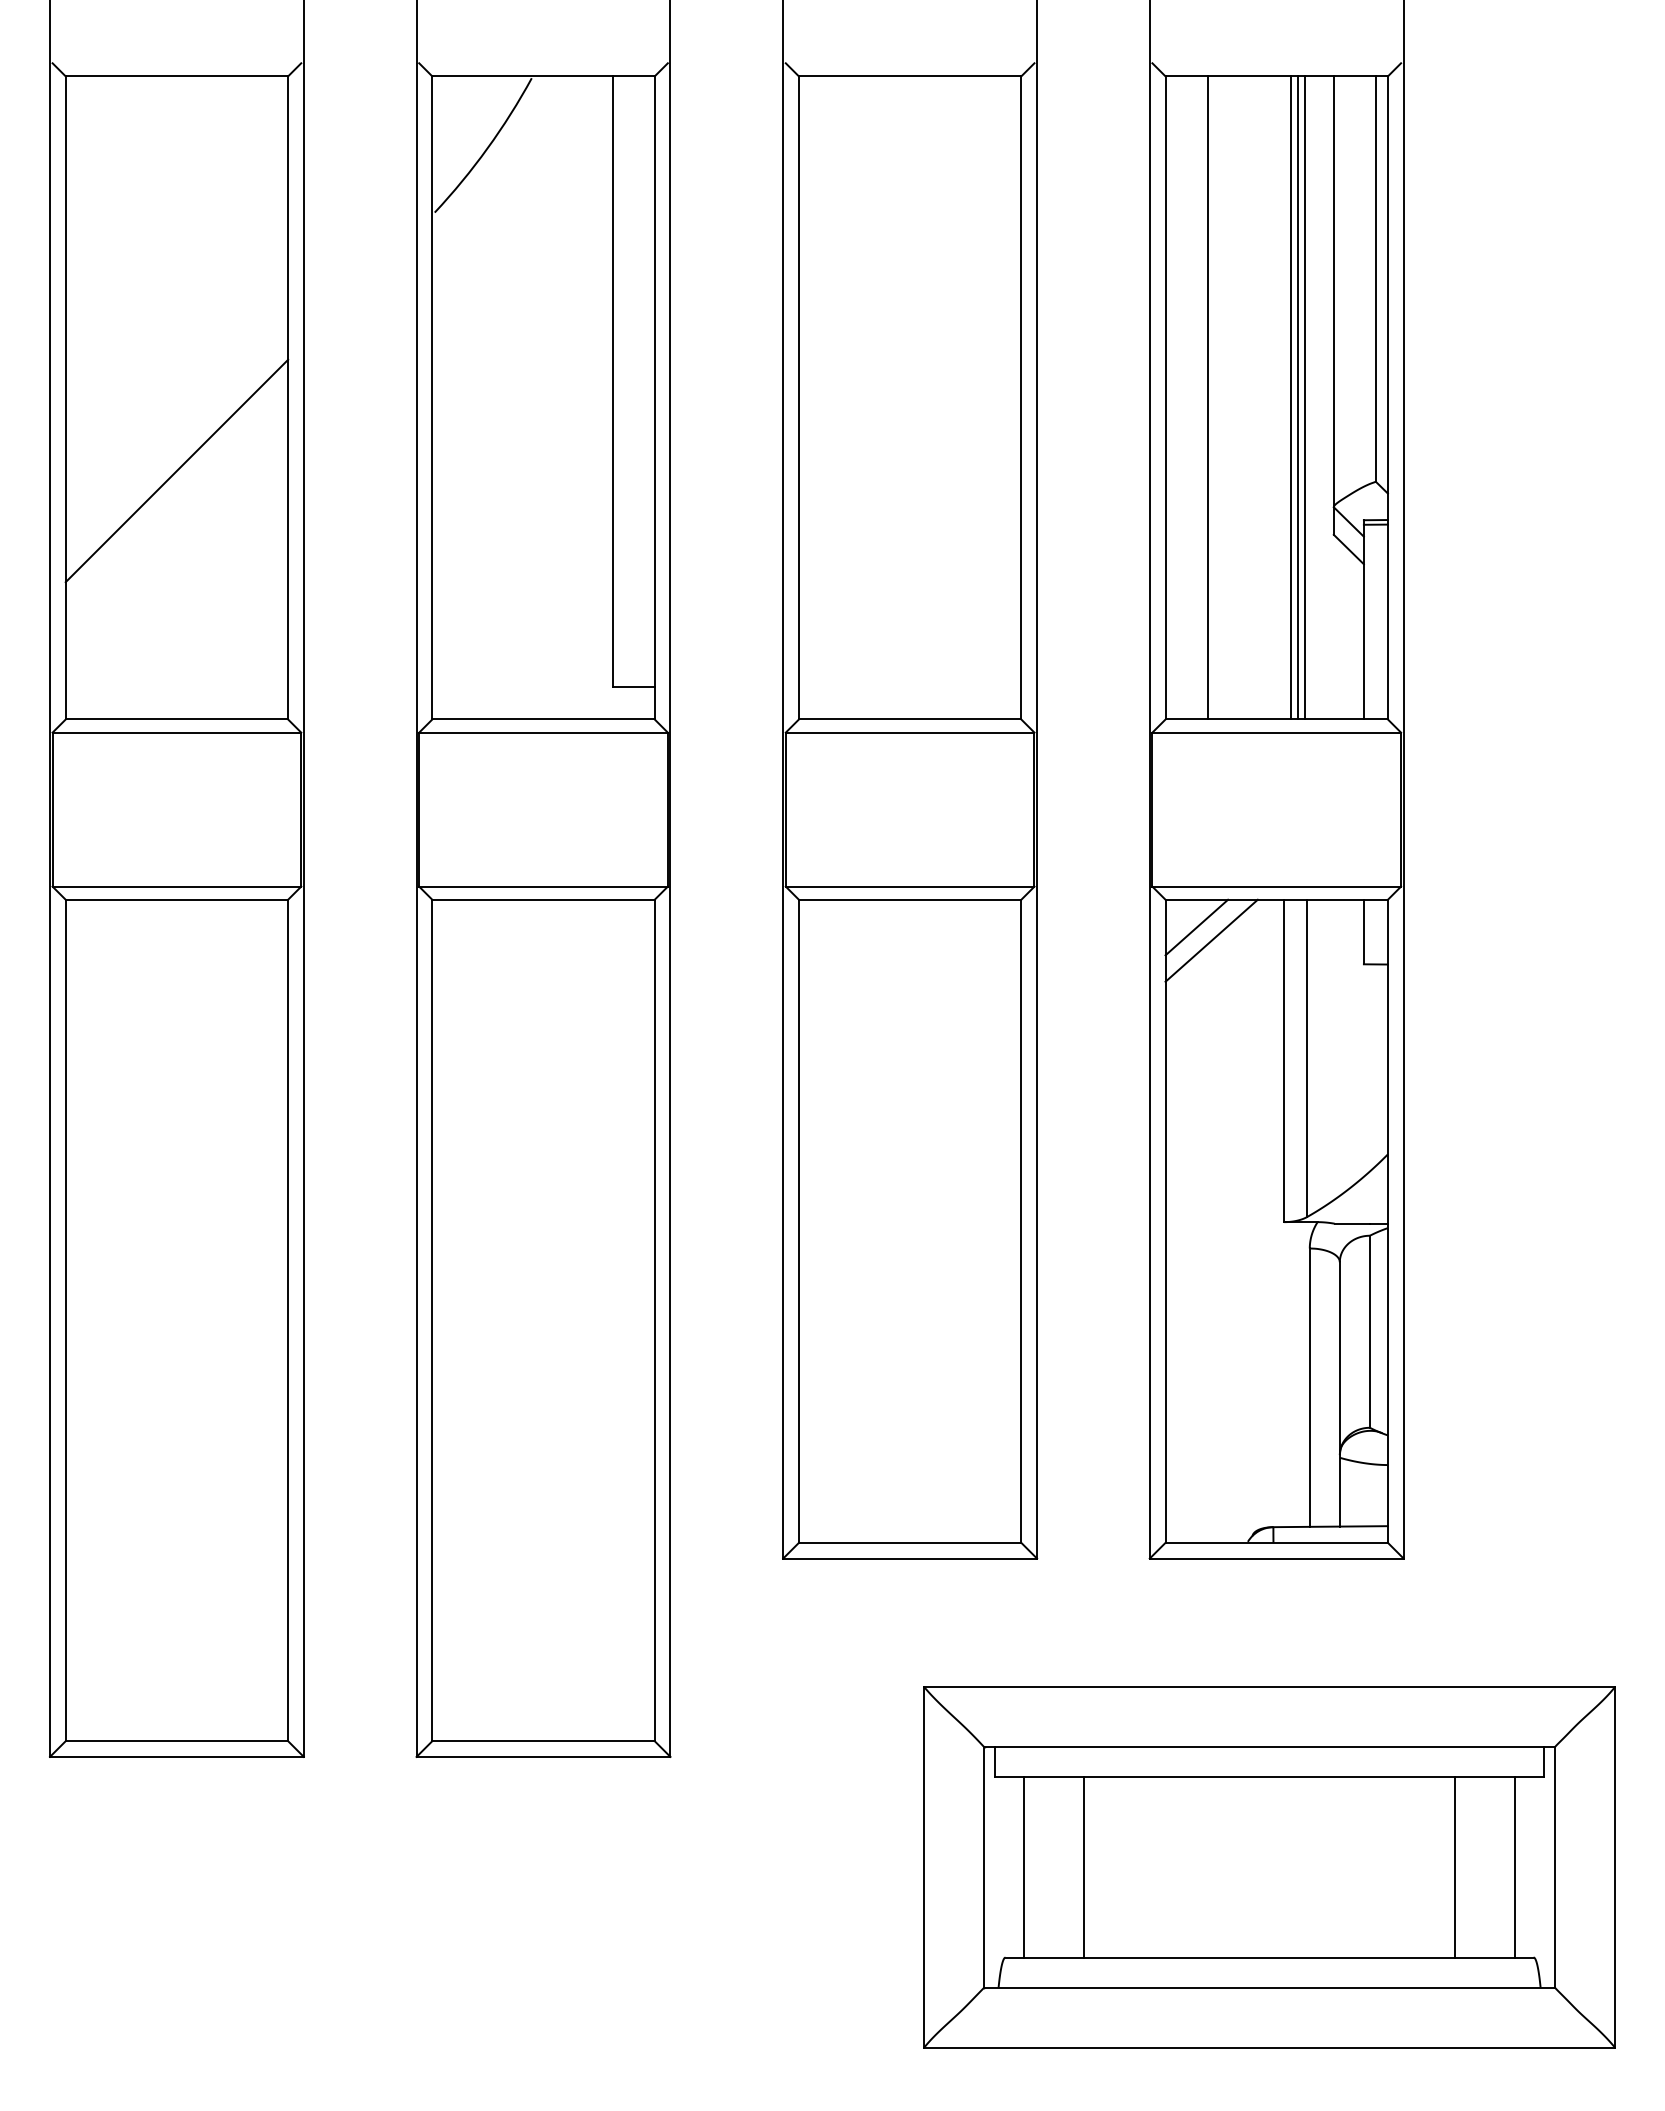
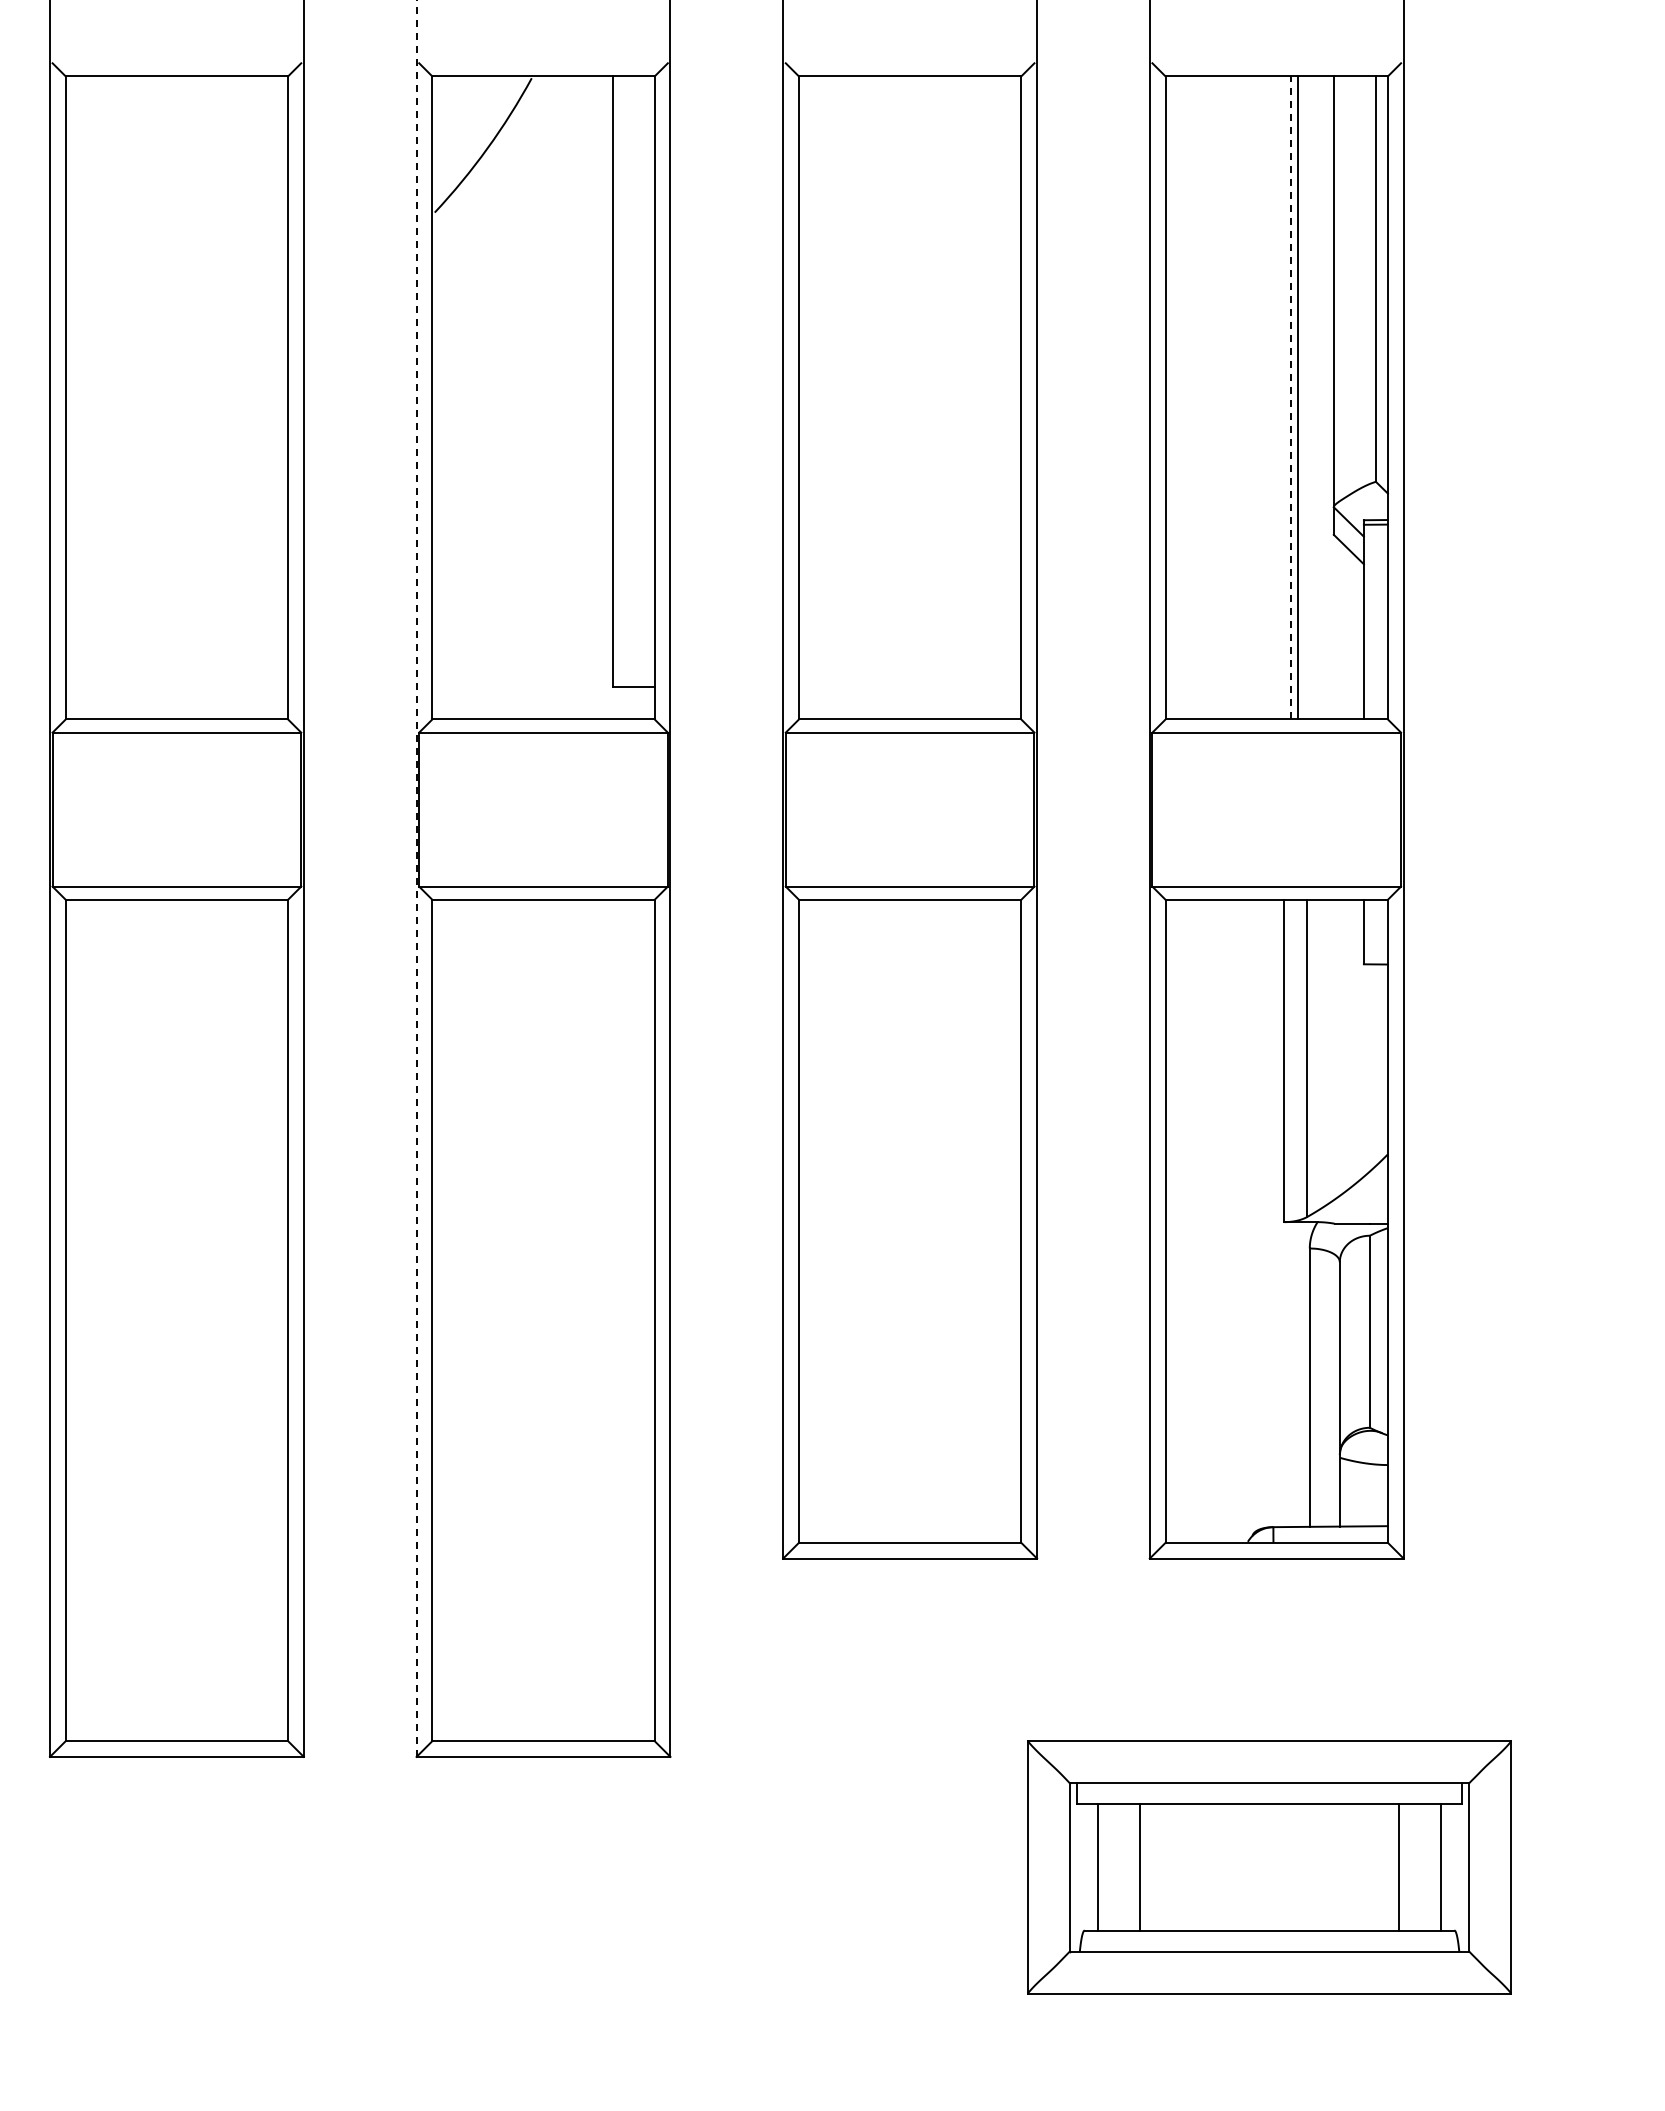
line: present -> none (1207, 397)
line: solid -> dashed (1290, 397)
line: present -> none (1305, 397)
line: present -> none (176, 470)
line: solid -> dashed (416, 878)
line: present -> none (1196, 927)
line: present -> none (1211, 940)
part size: 693x363 px -> 485x255 px (1269, 1867)
